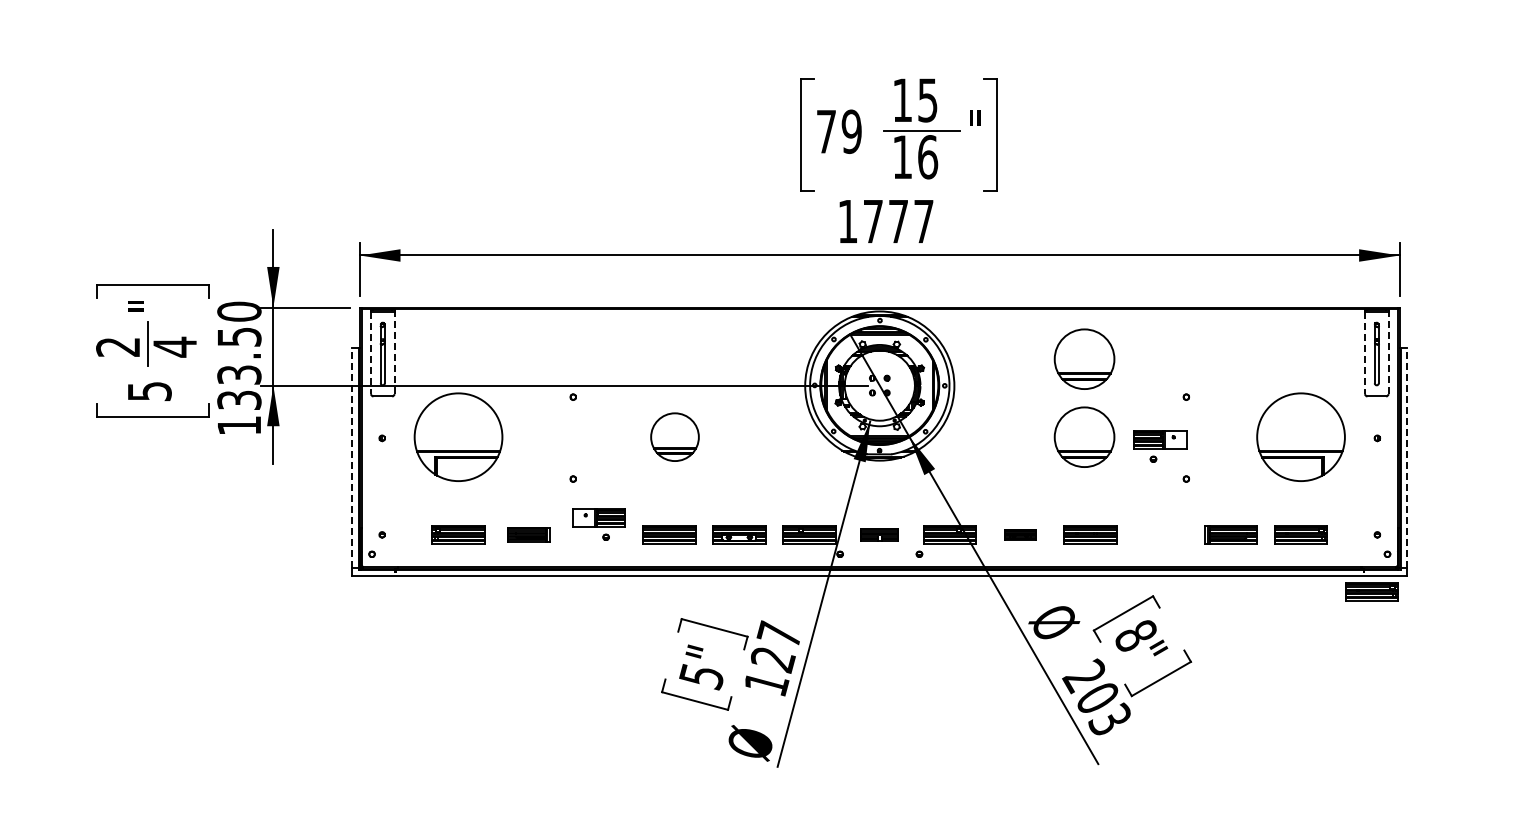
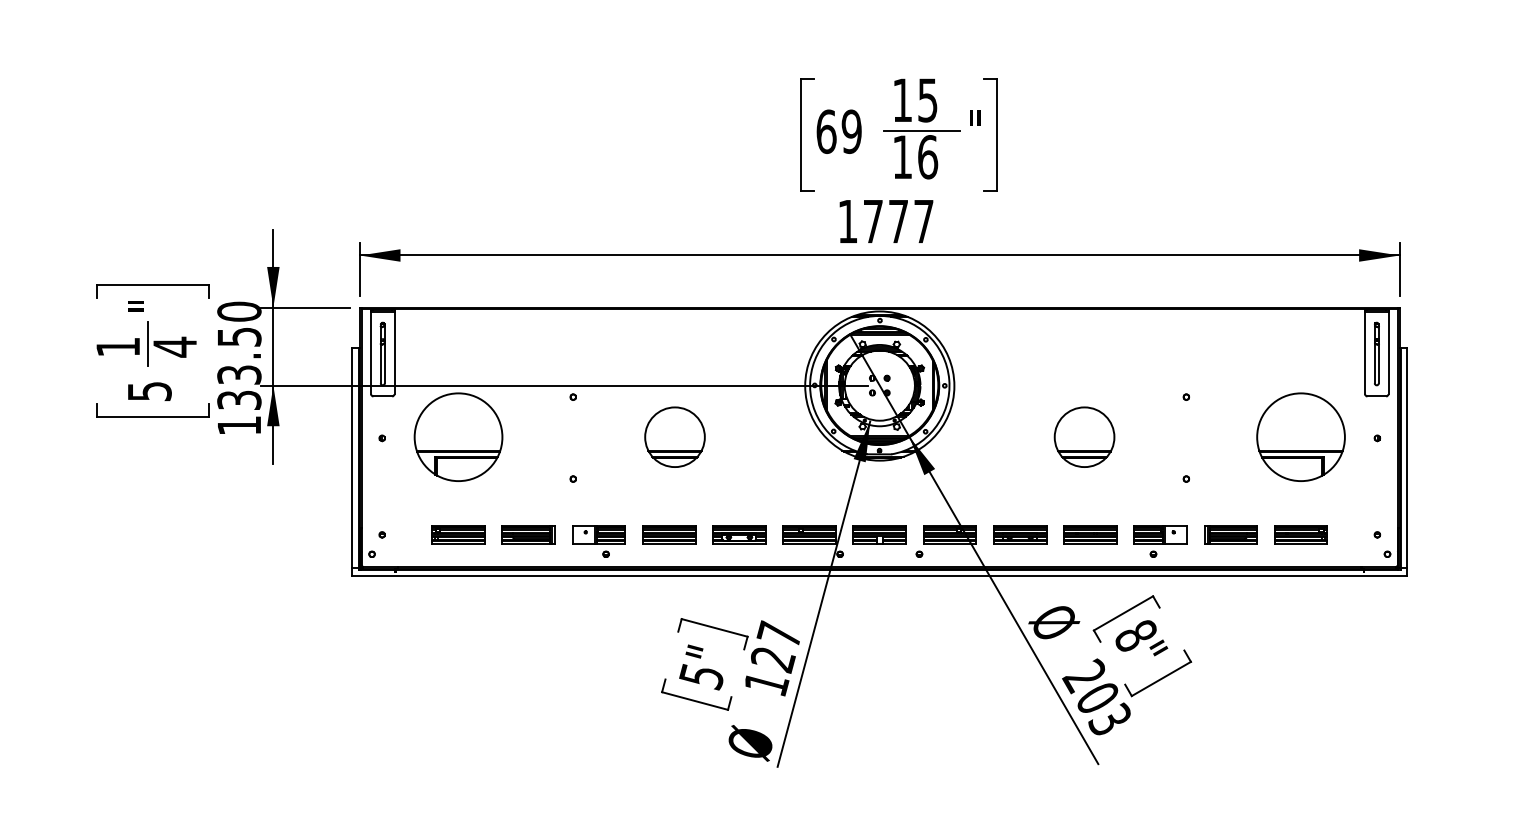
text: 79 -> 69 (826, 131)
text: 2 -> 1 (117, 347)
line: dashed -> solid (394, 352)
line: dashed -> solid (1388, 352)
line: dashed -> solid (371, 353)
line: dashed -> solid (1365, 353)
part: present -> none (1084, 358)
part size: 50x50 px -> 62x62 px (674, 436)
part position: (1160, 446) -> (1160, 541) (1160, 541)
line: dashed -> solid (352, 457)
line: dashed -> solid (1407, 457)
part position: (598, 524) -> (598, 541) (598, 541)
part size: 44x16 px -> 55x20 px (528, 534)
part size: 39x14 px -> 55x20 px (879, 534)
part size: 33x12 px -> 55x20 px (1020, 534)
part: present -> none (1371, 591)
